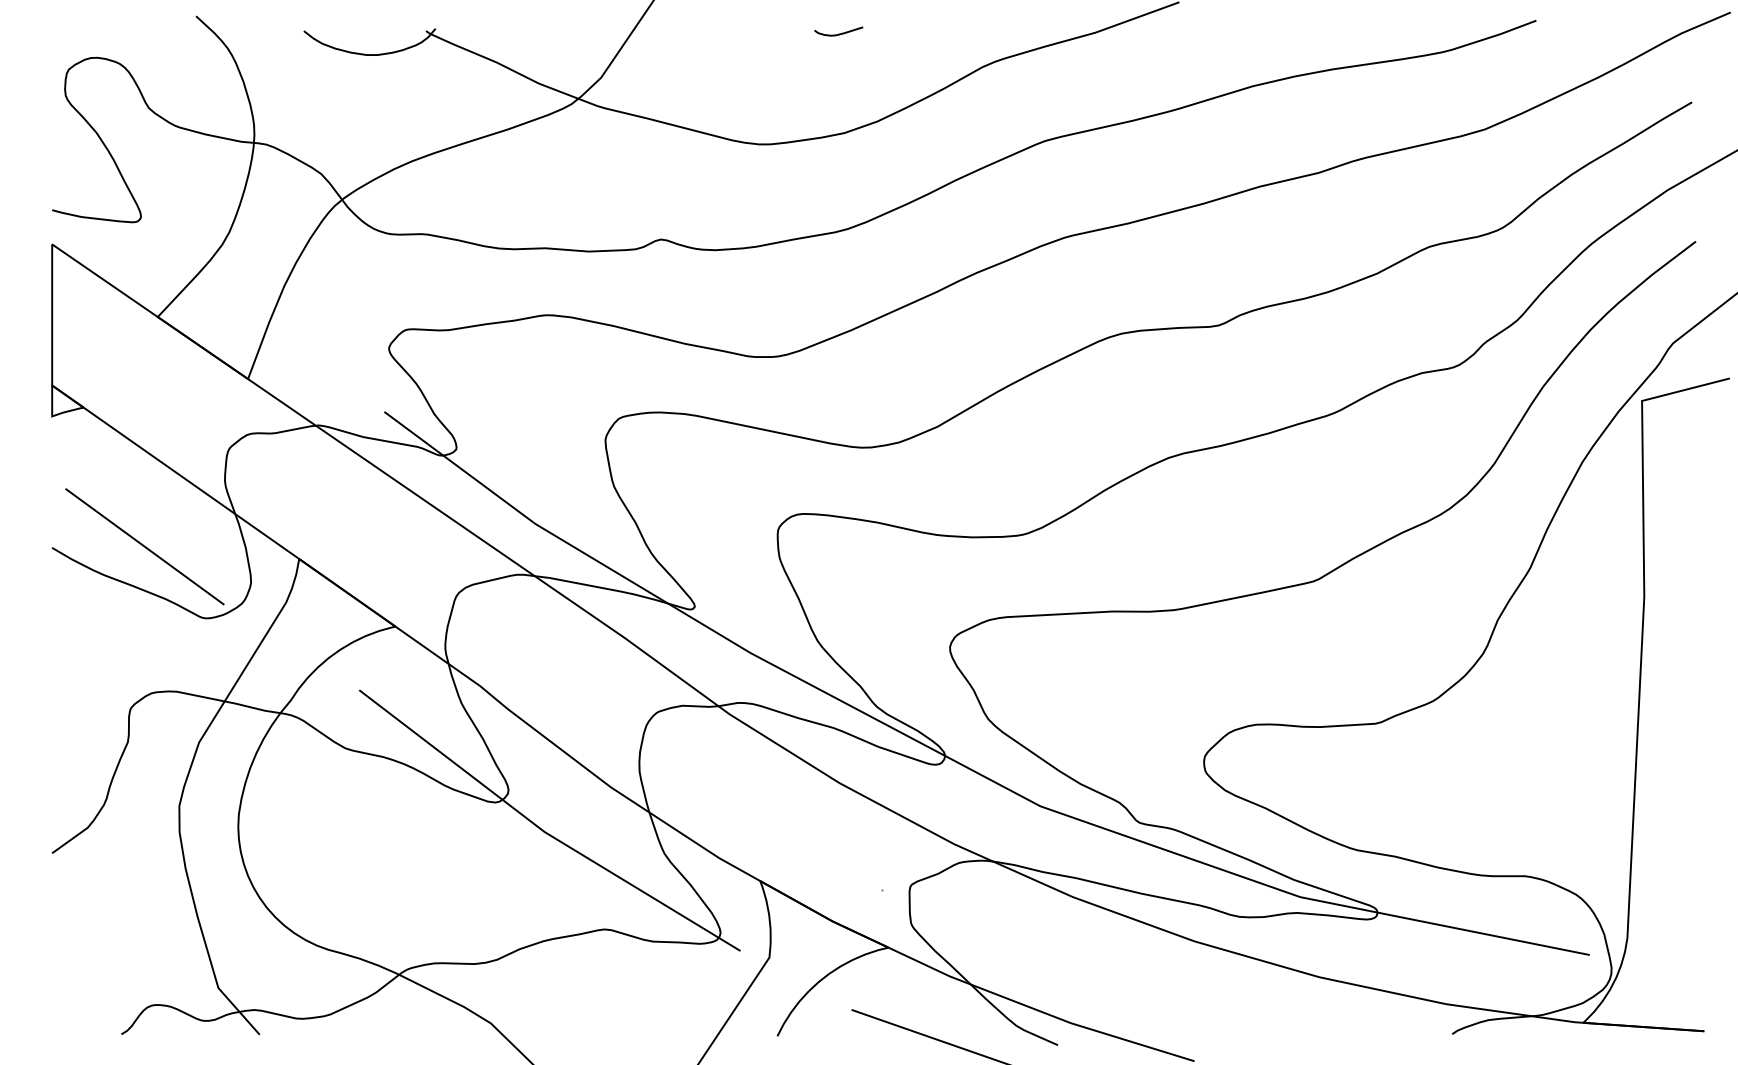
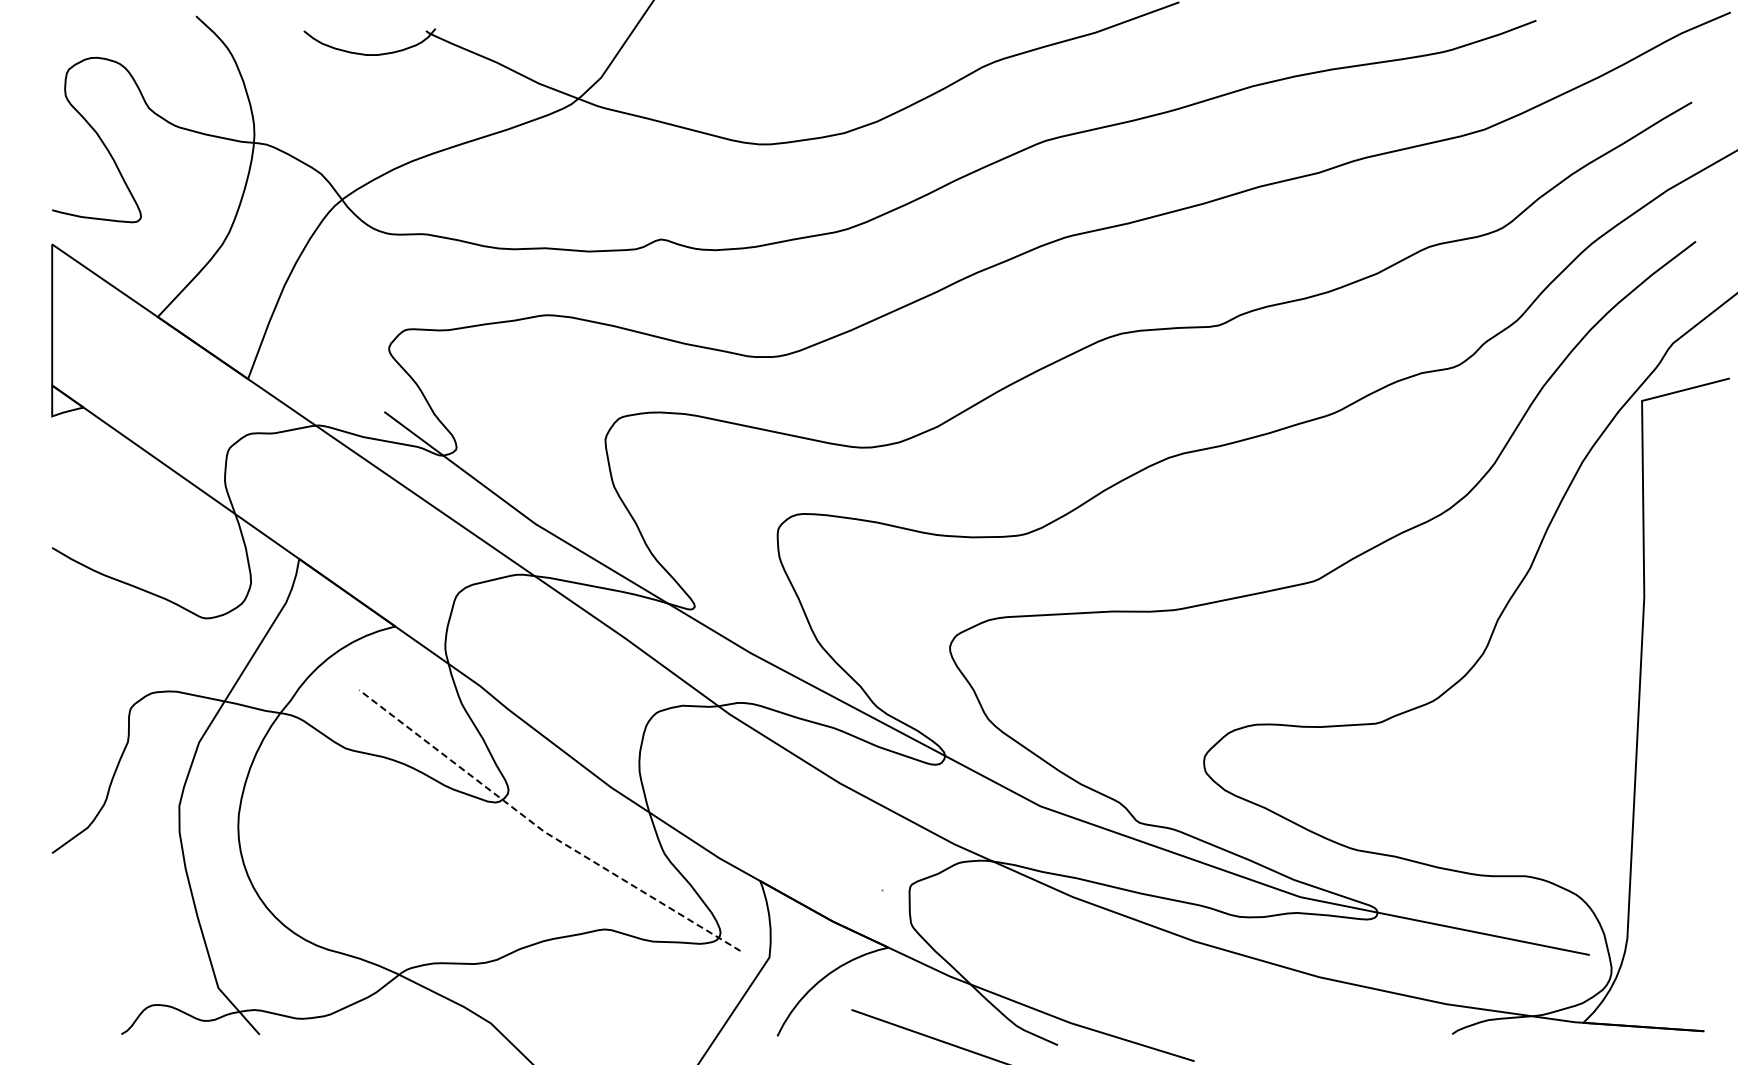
curve: present -> none (838, 33)
line: present -> none (144, 546)
line: solid -> dashed (543, 830)
